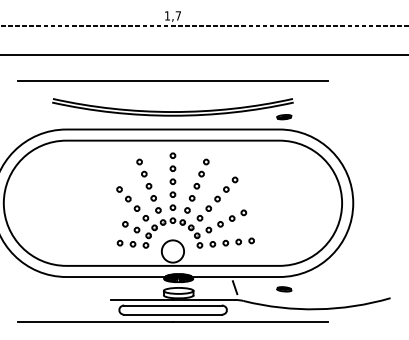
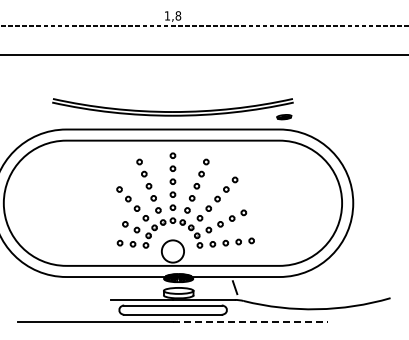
text: 1,7 -> 1,8 (178, 15)
line: present -> none (172, 81)
part: present -> none (284, 289)
line: solid -> dashed (250, 322)
